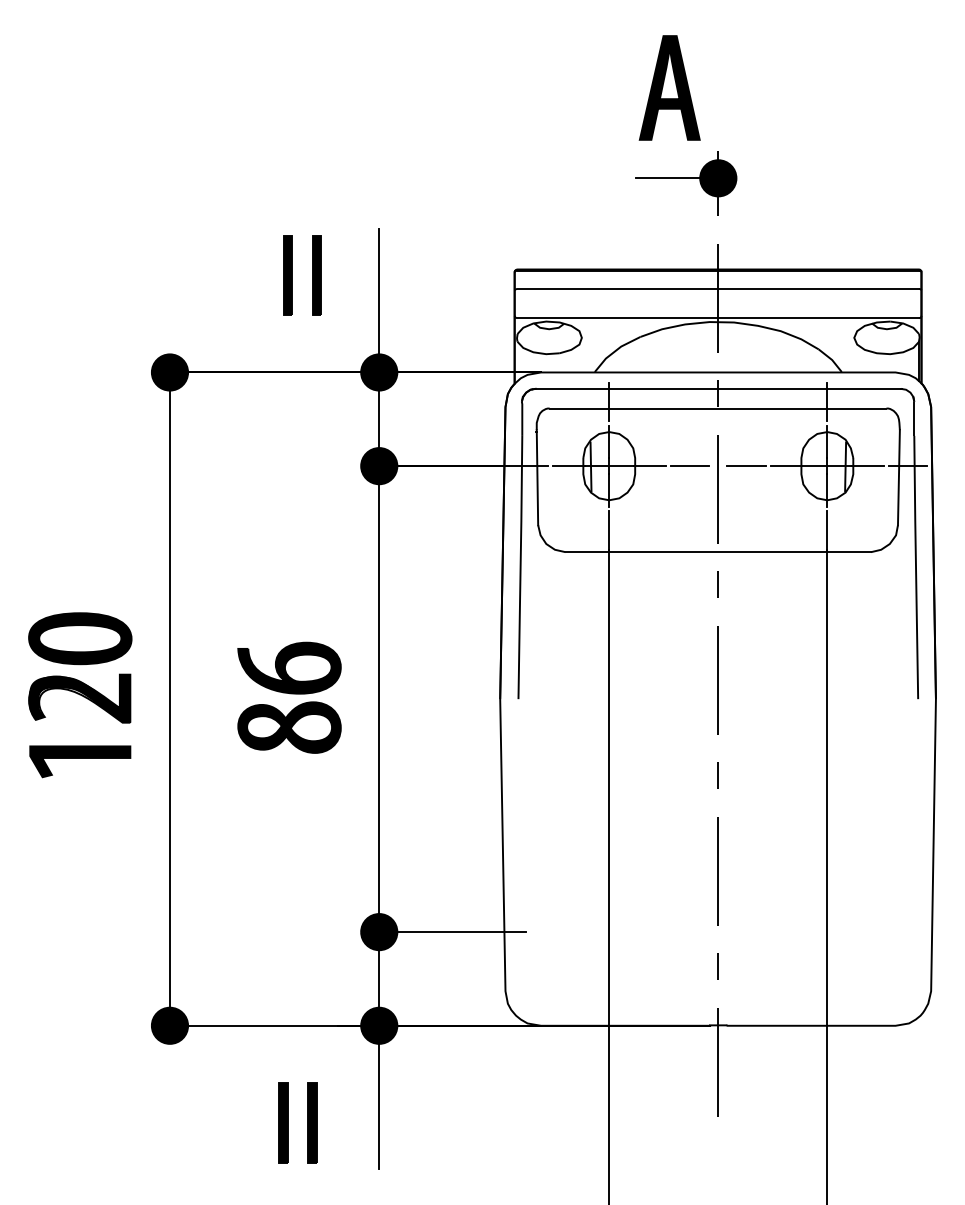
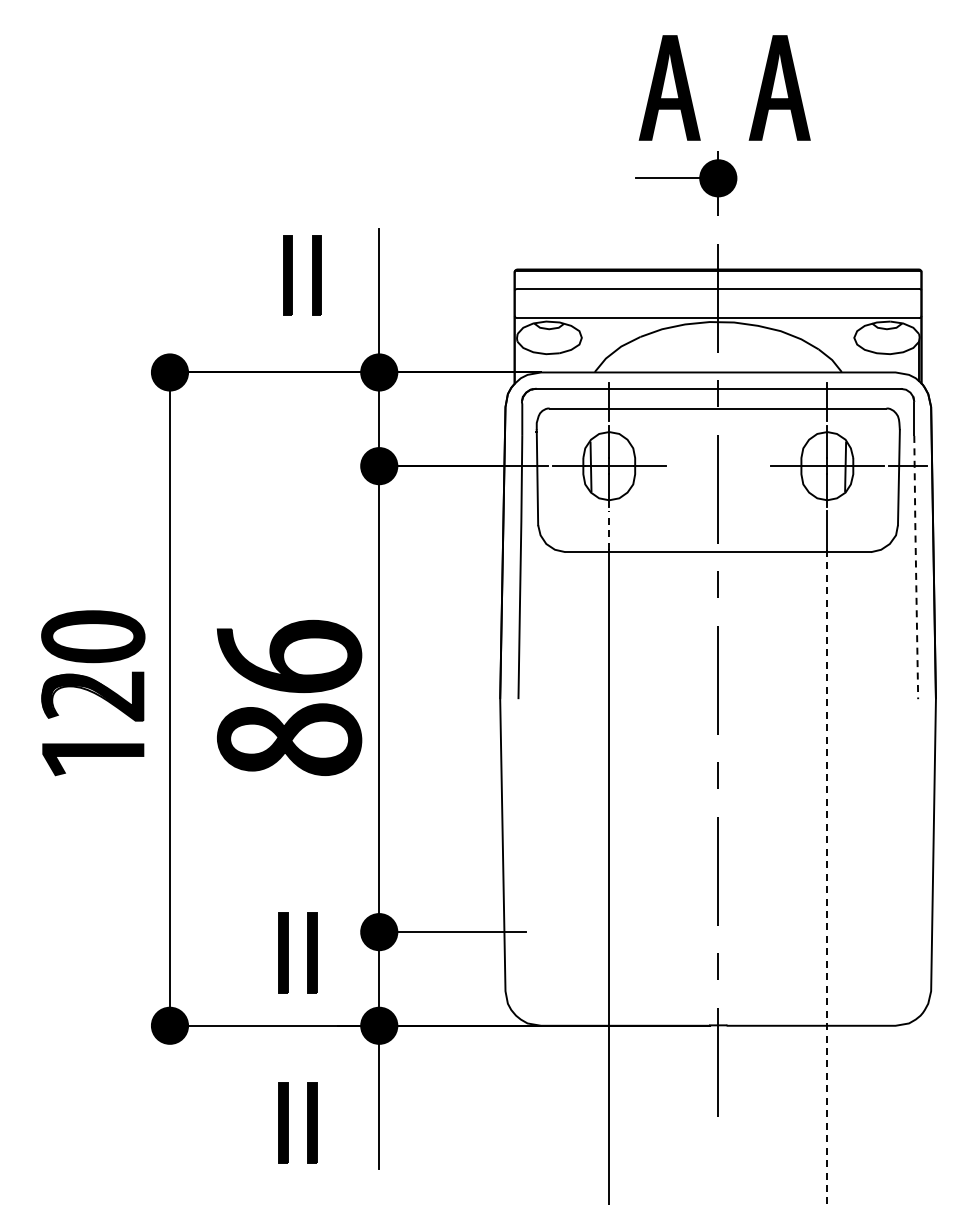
part: none -> present (779, 87)
line: present -> none (689, 466)
line: present -> none (746, 466)
line: solid -> dashed (609, 530)
line: solid -> dashed (916, 568)
part position: (80, 695) -> (93, 693) (93, 693)
part size: 105x113 px -> 146x157 px (289, 697)
line: solid -> dashed (827, 877)
part: none -> present (288, 952)
